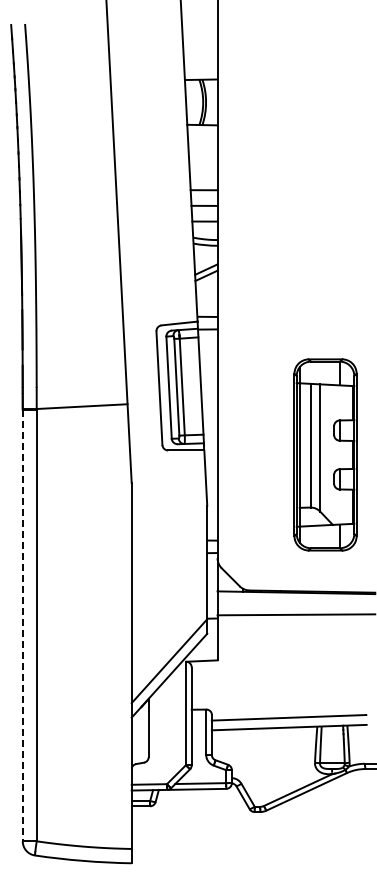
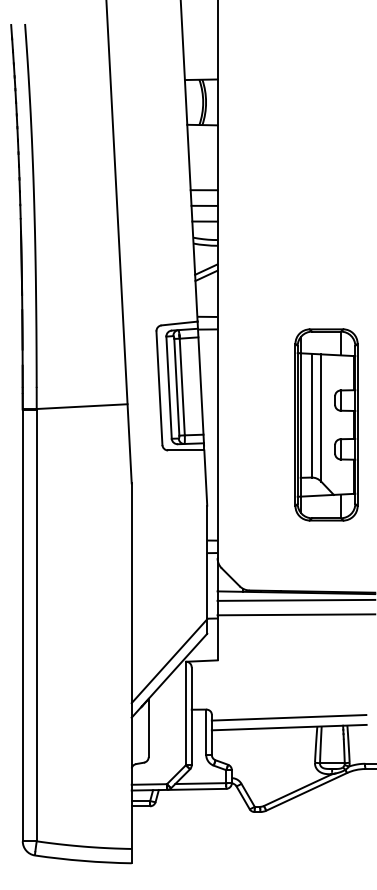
part position: (325, 454) -> (326, 424) (326, 424)
line: none -> present (295, 599)
line: dashed -> solid (22, 625)
